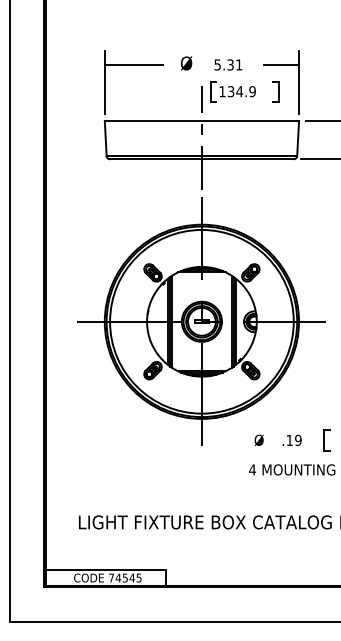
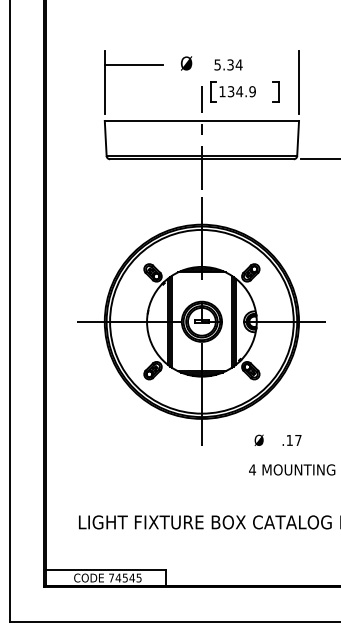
text: 5.31 -> 5.34 (238, 64)
line: present -> none (281, 65)
line: present -> none (321, 121)
text: .19 -> .17 (298, 440)
part: present -> none (326, 440)
